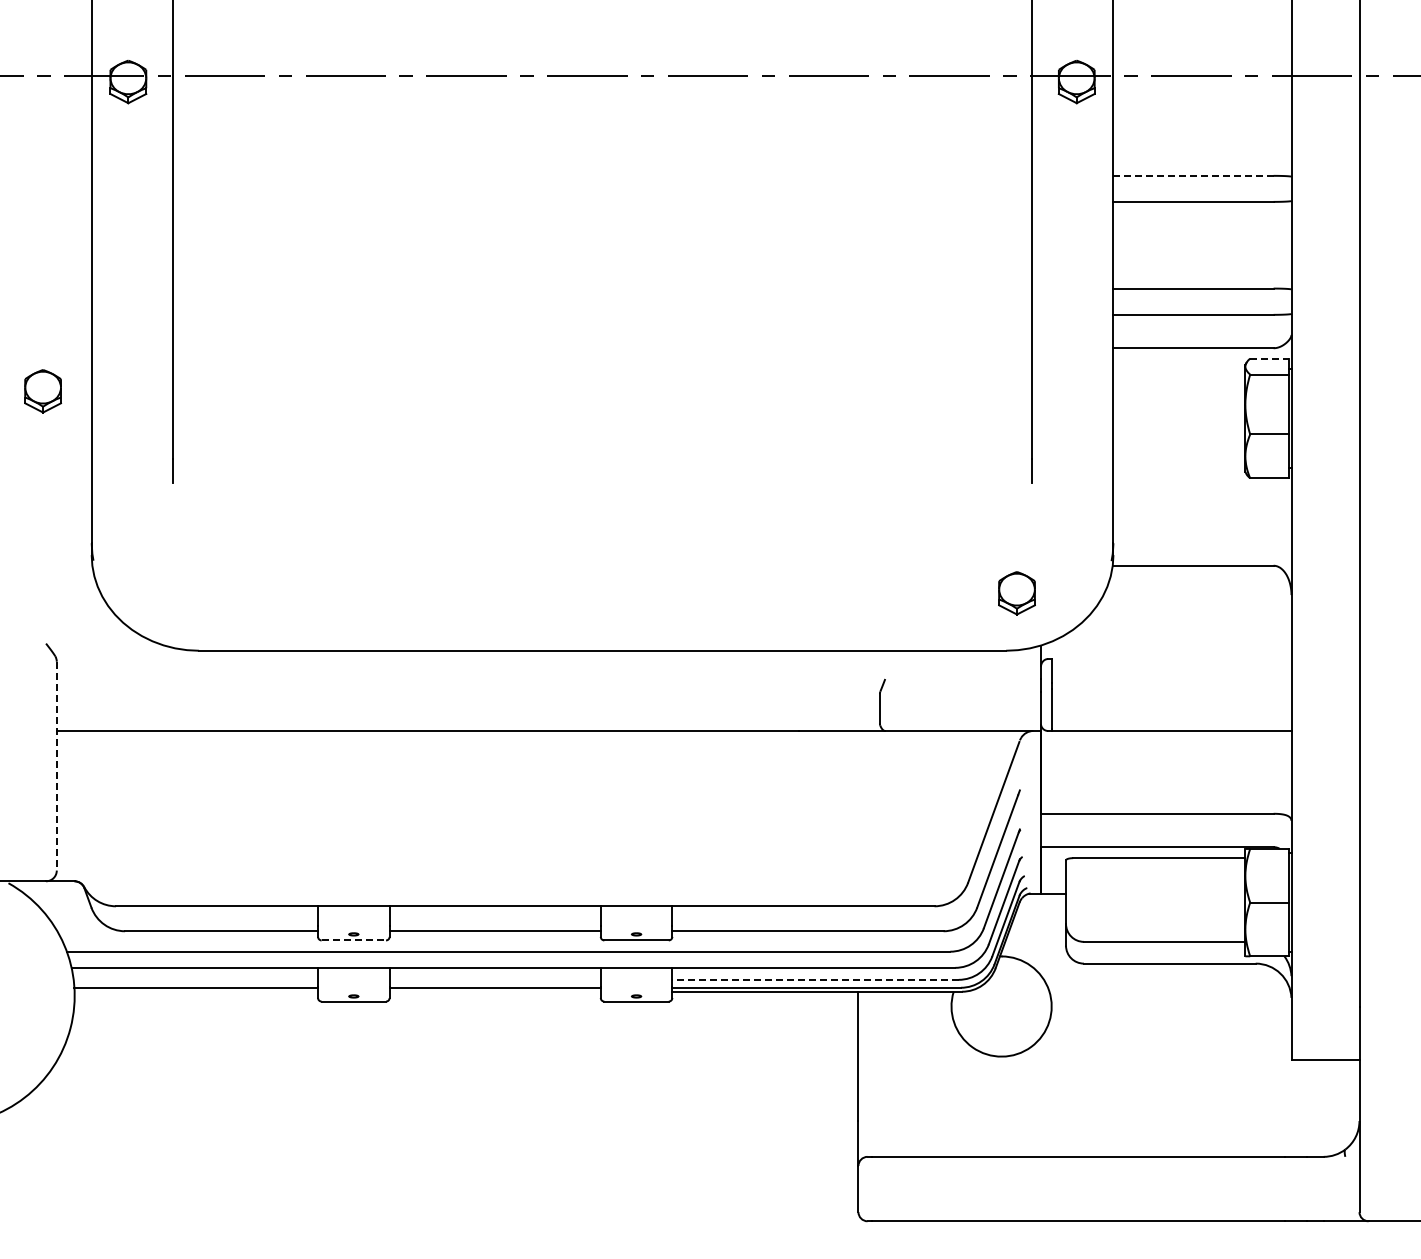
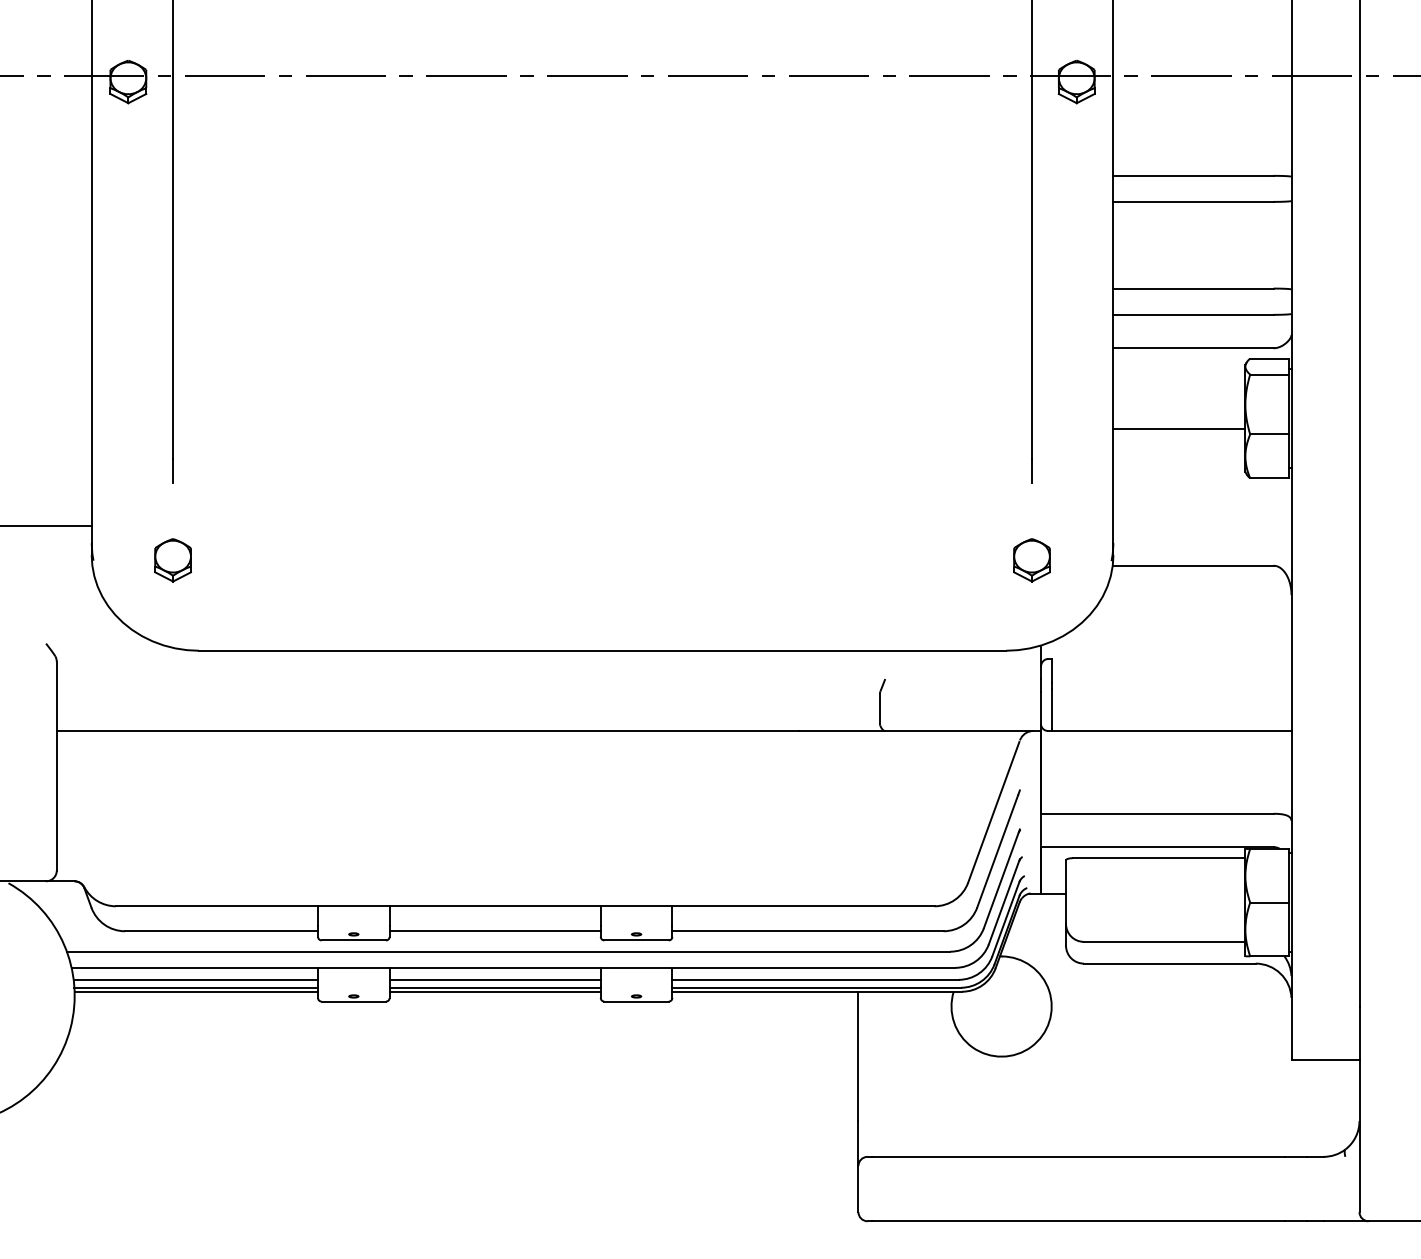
line: dashed -> solid (1193, 175)
line: dashed -> solid (1269, 358)
part position: (42, 391) -> (172, 560) (172, 560)
line: none -> present (1179, 428)
line: none -> present (46, 525)
part position: (1016, 593) -> (1031, 560) (1031, 560)
line: dashed -> solid (56, 766)
line: dashed -> solid (354, 940)
line: none -> present (195, 979)
line: none -> present (494, 979)
line: dashed -> solid (815, 979)
line: none -> present (196, 991)
line: none -> present (494, 991)
